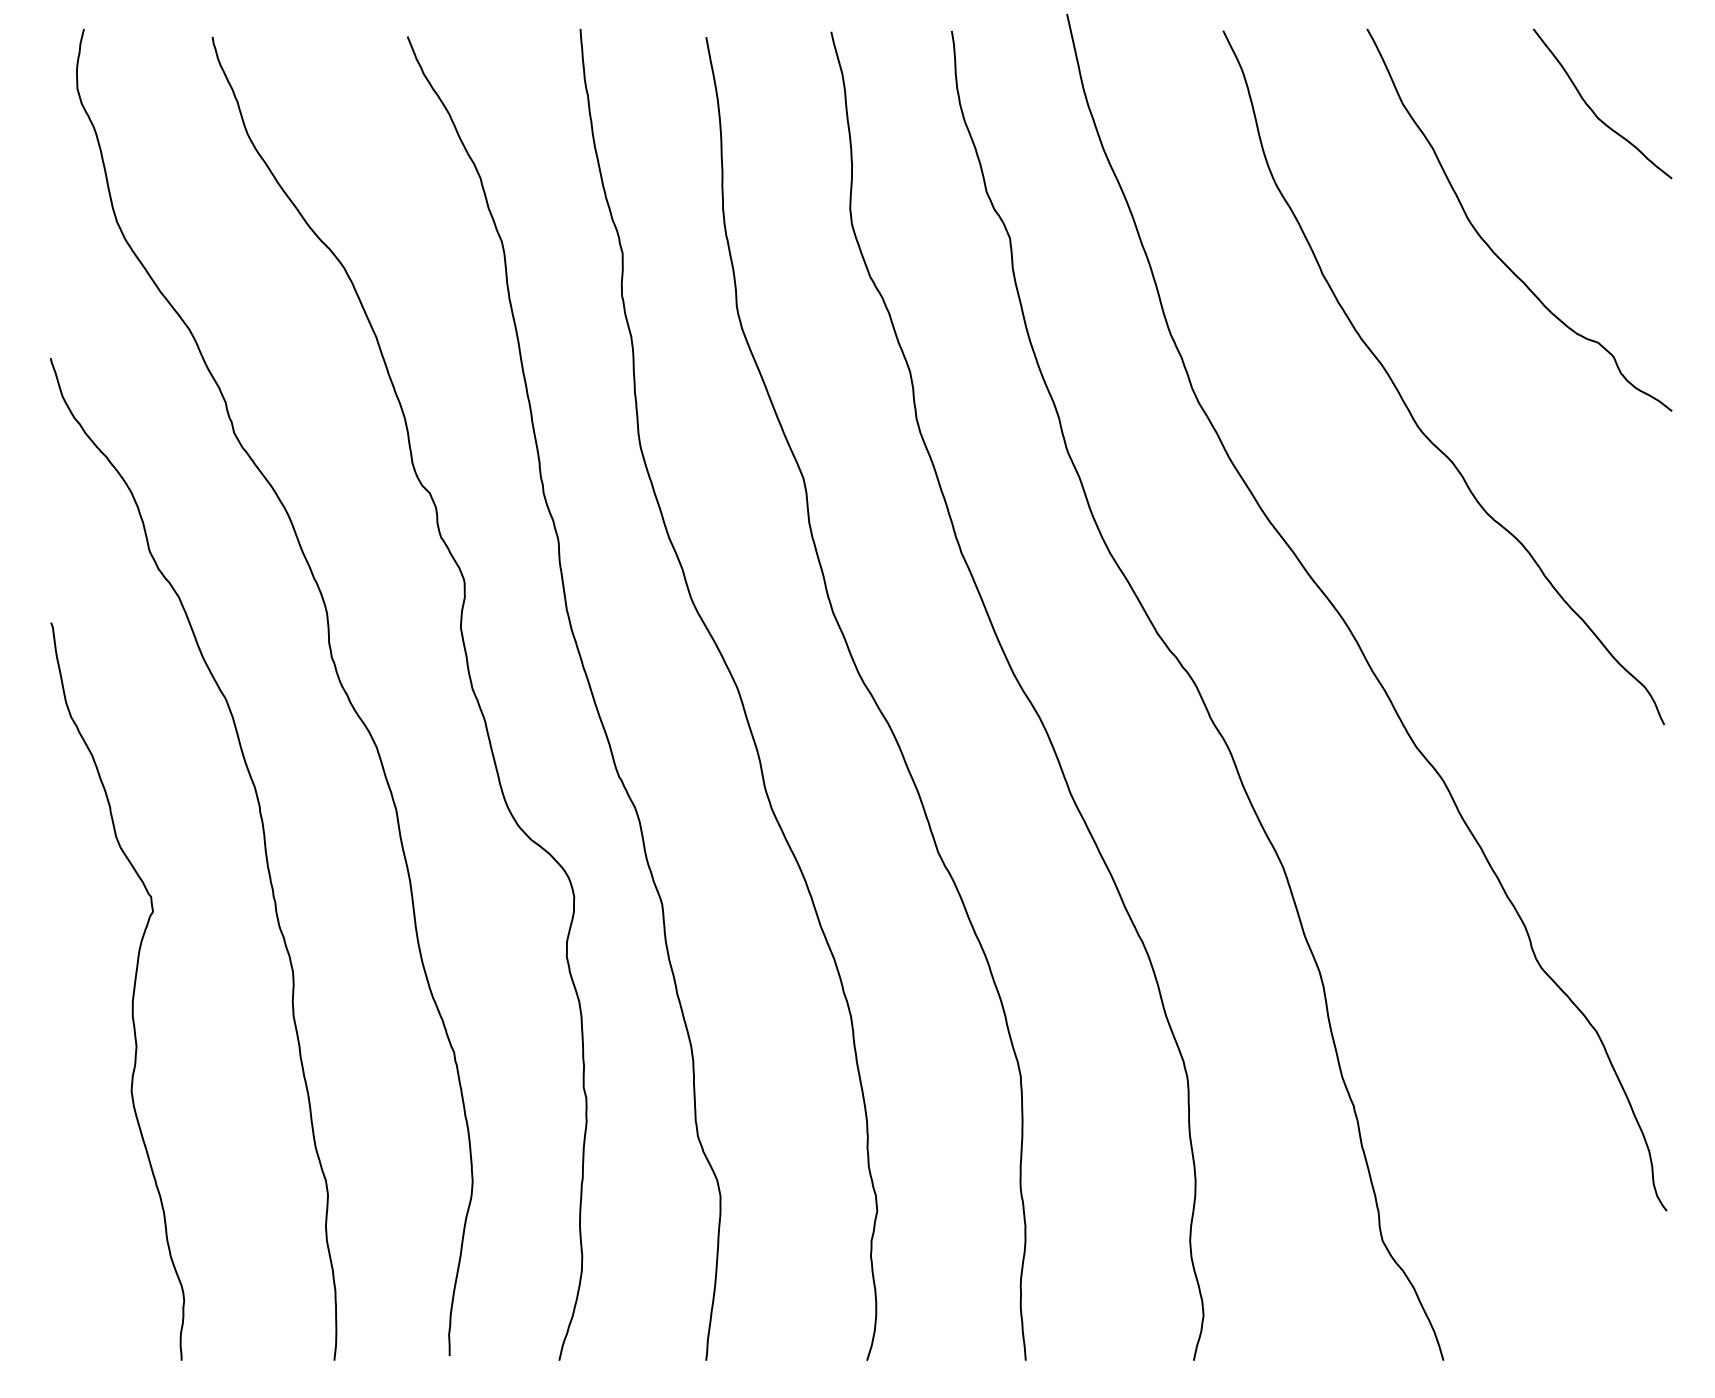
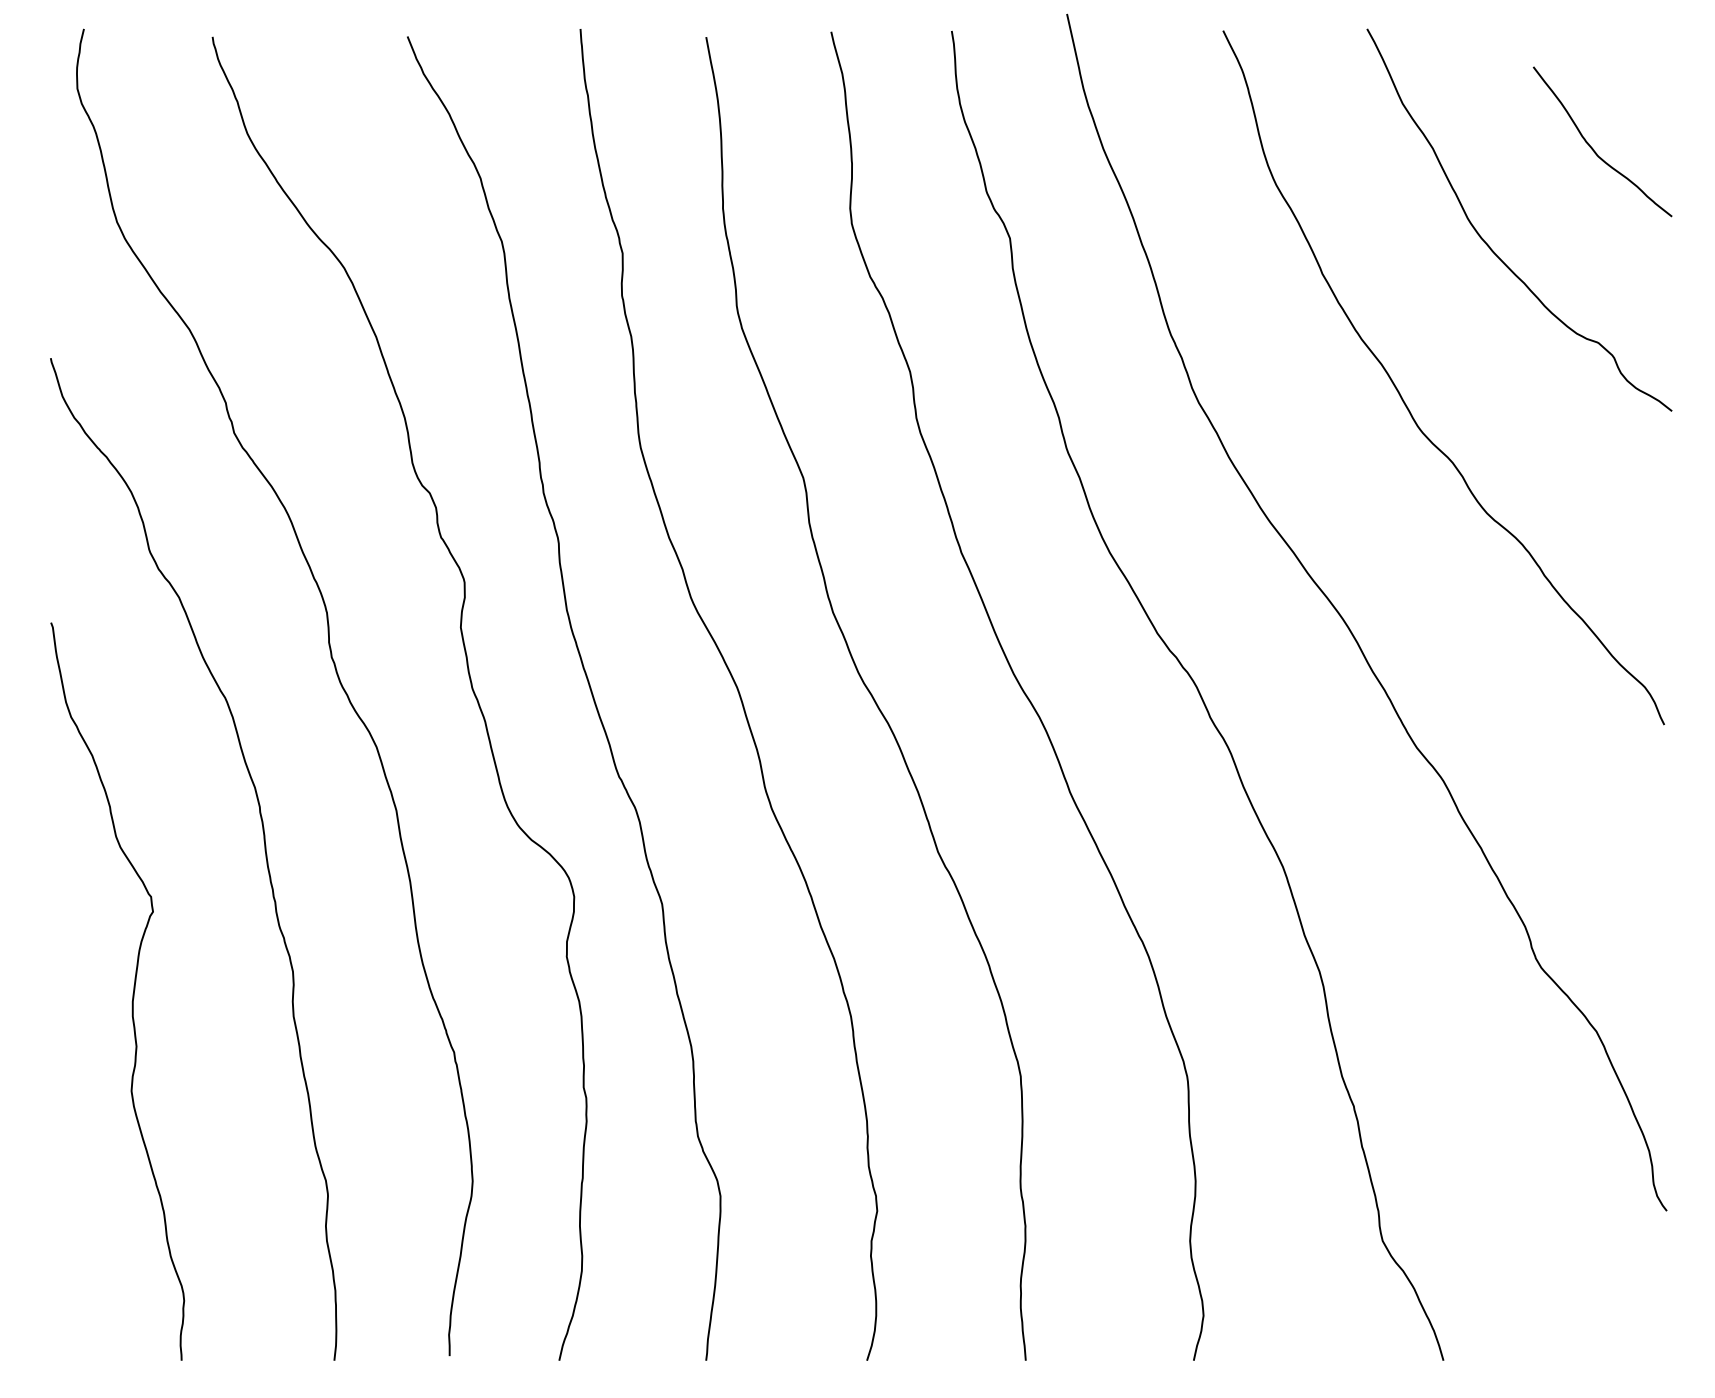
curve position: (1593, 110) -> (1593, 148) (1593, 148)
